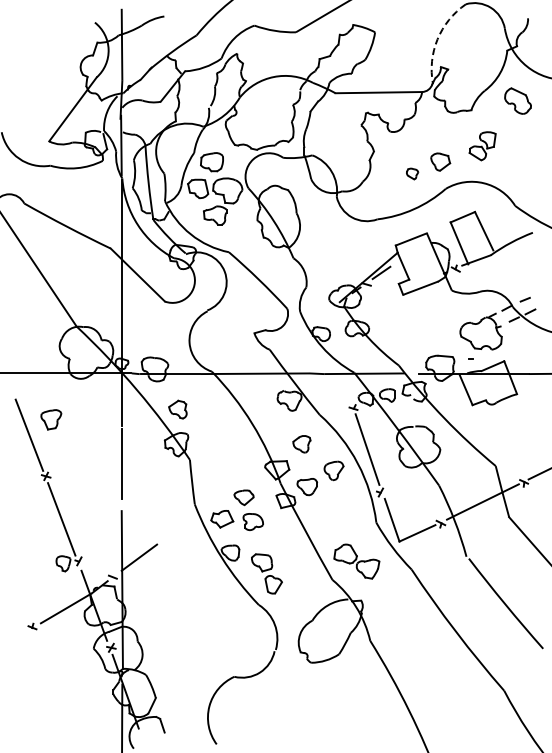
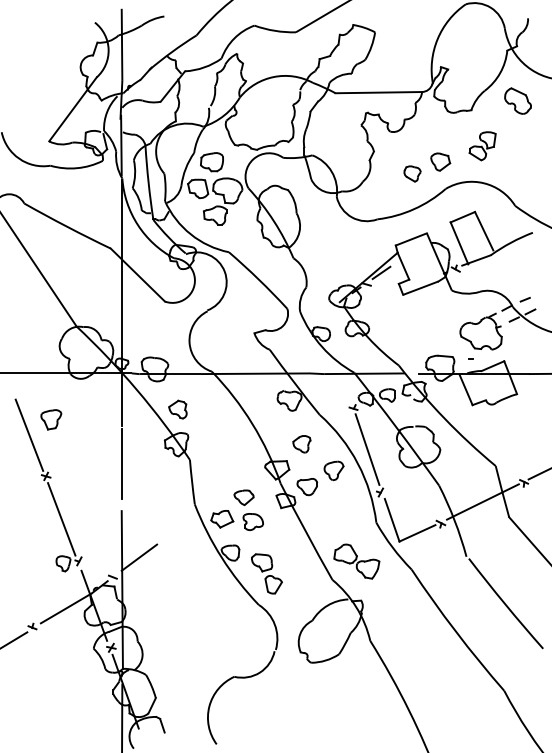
arc: dashed -> solid (437, 39)
part size: 14x14 px -> 19x18 px (412, 173)
line: none -> present (14, 639)
